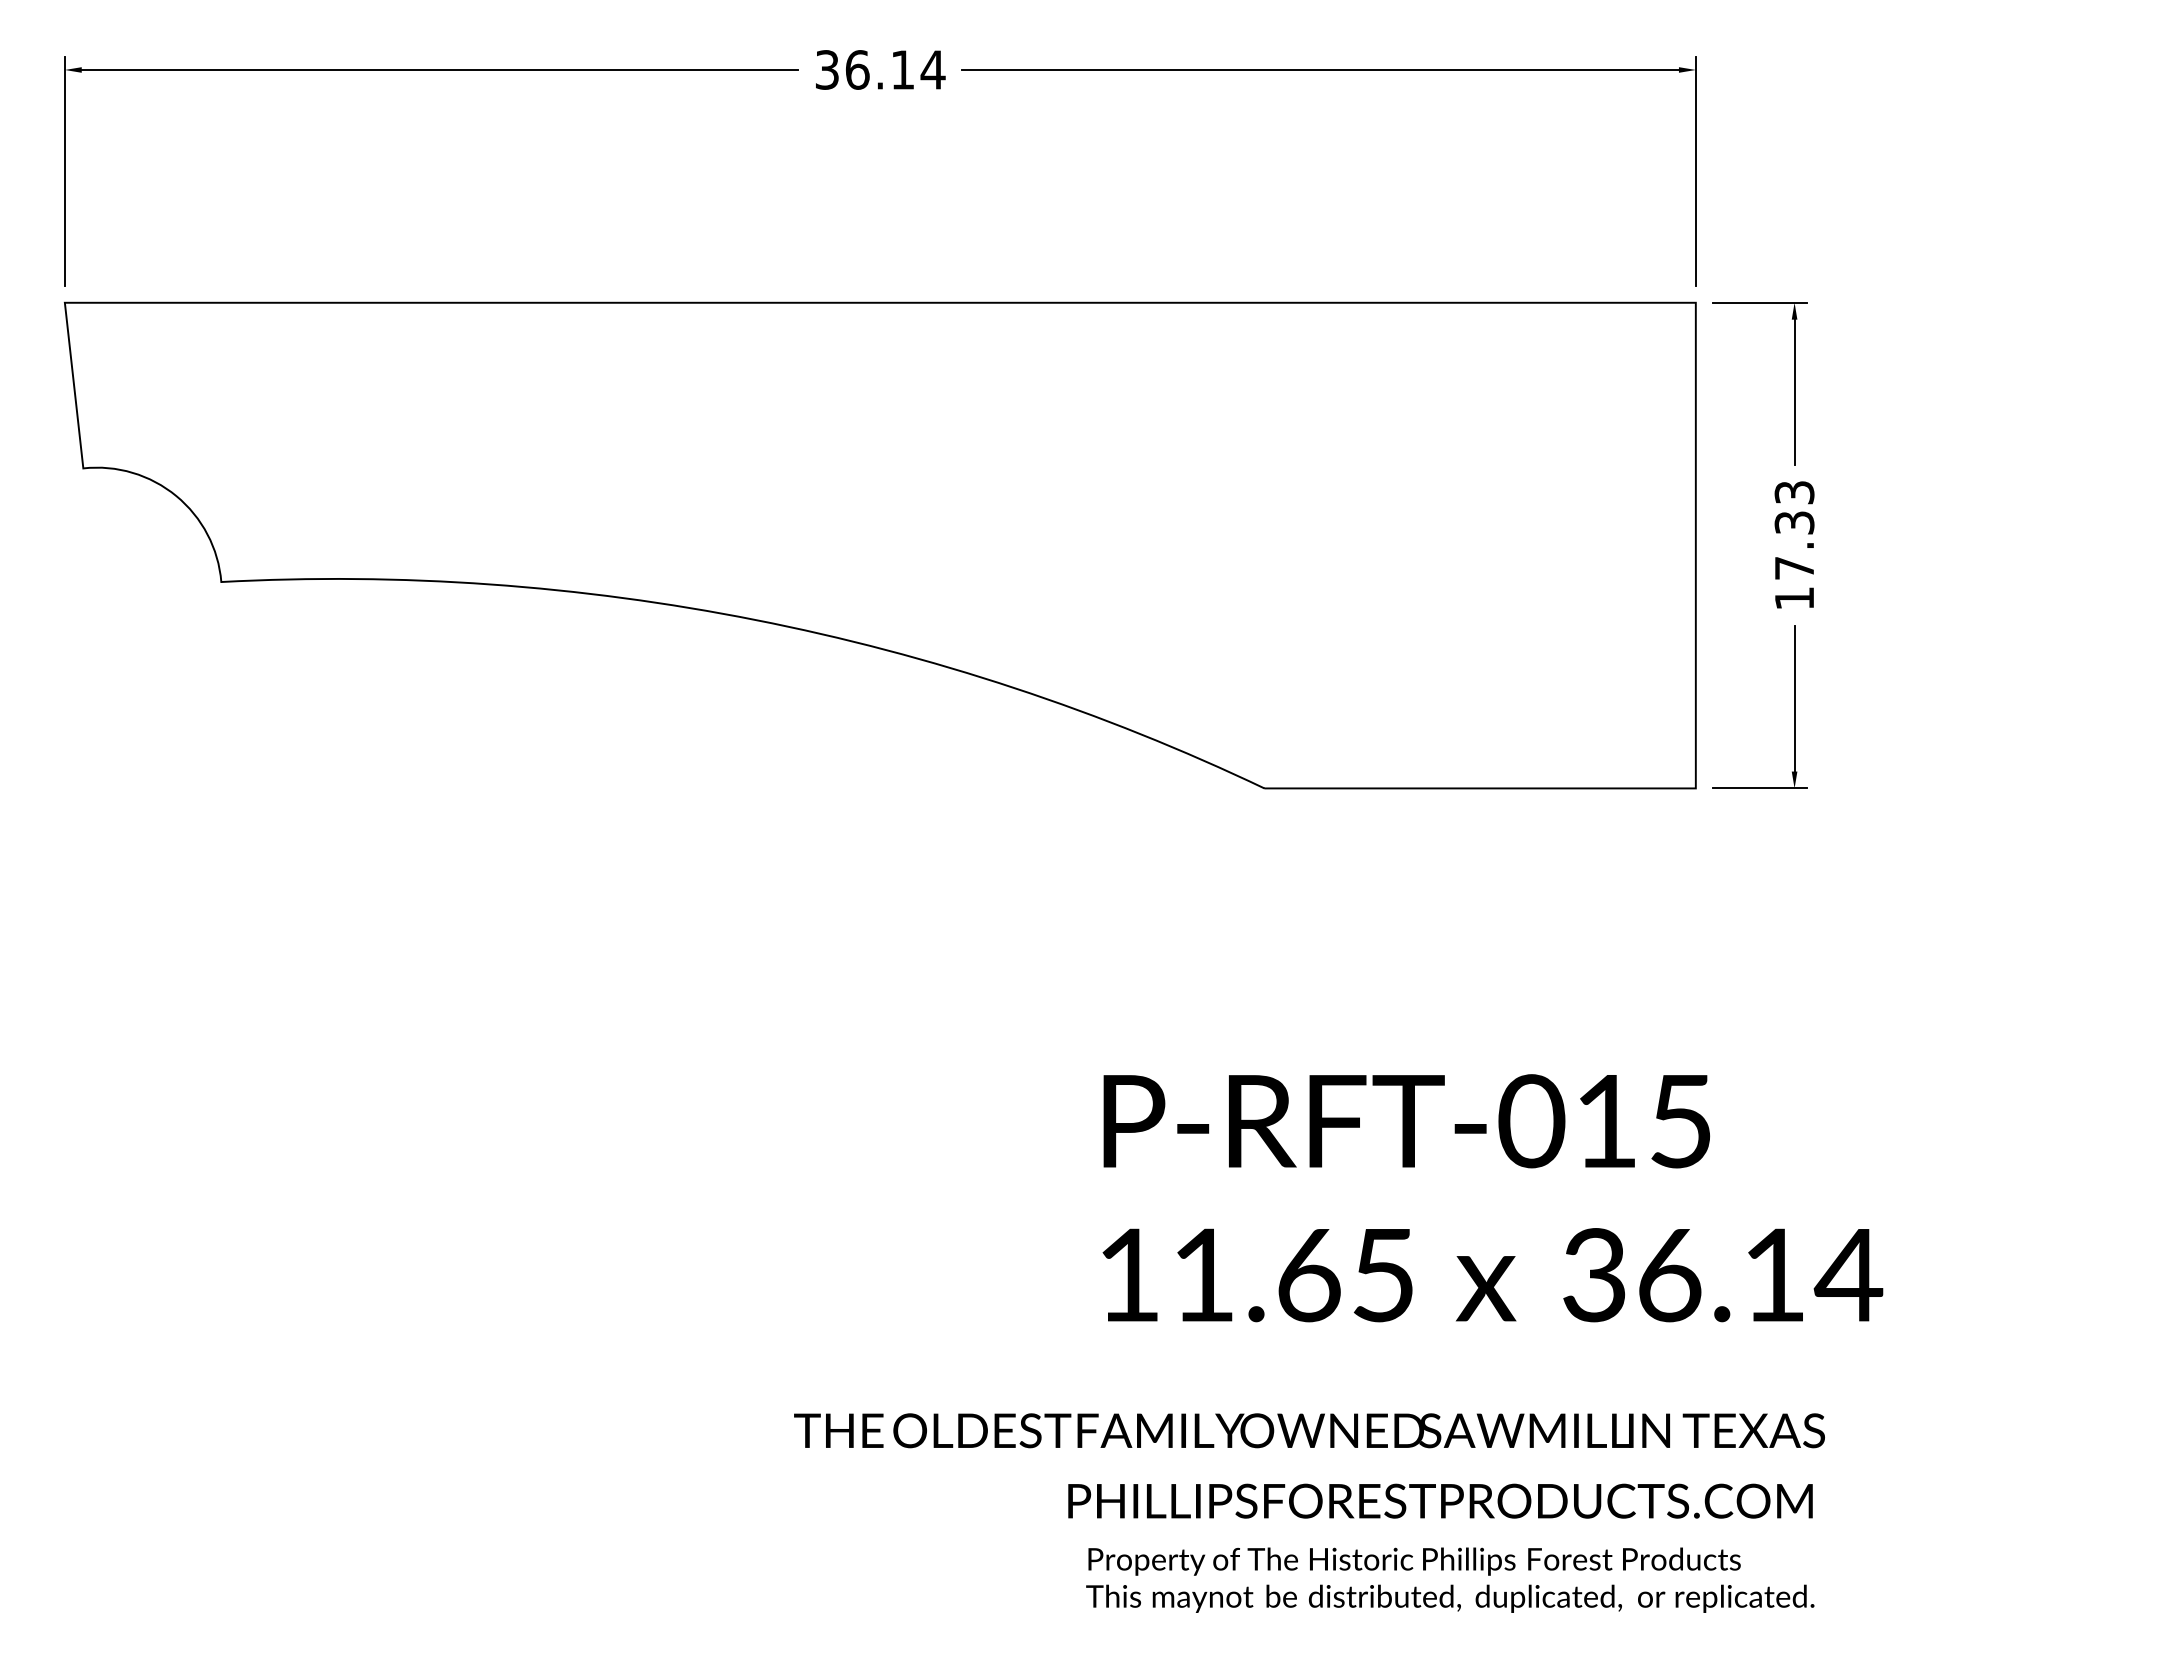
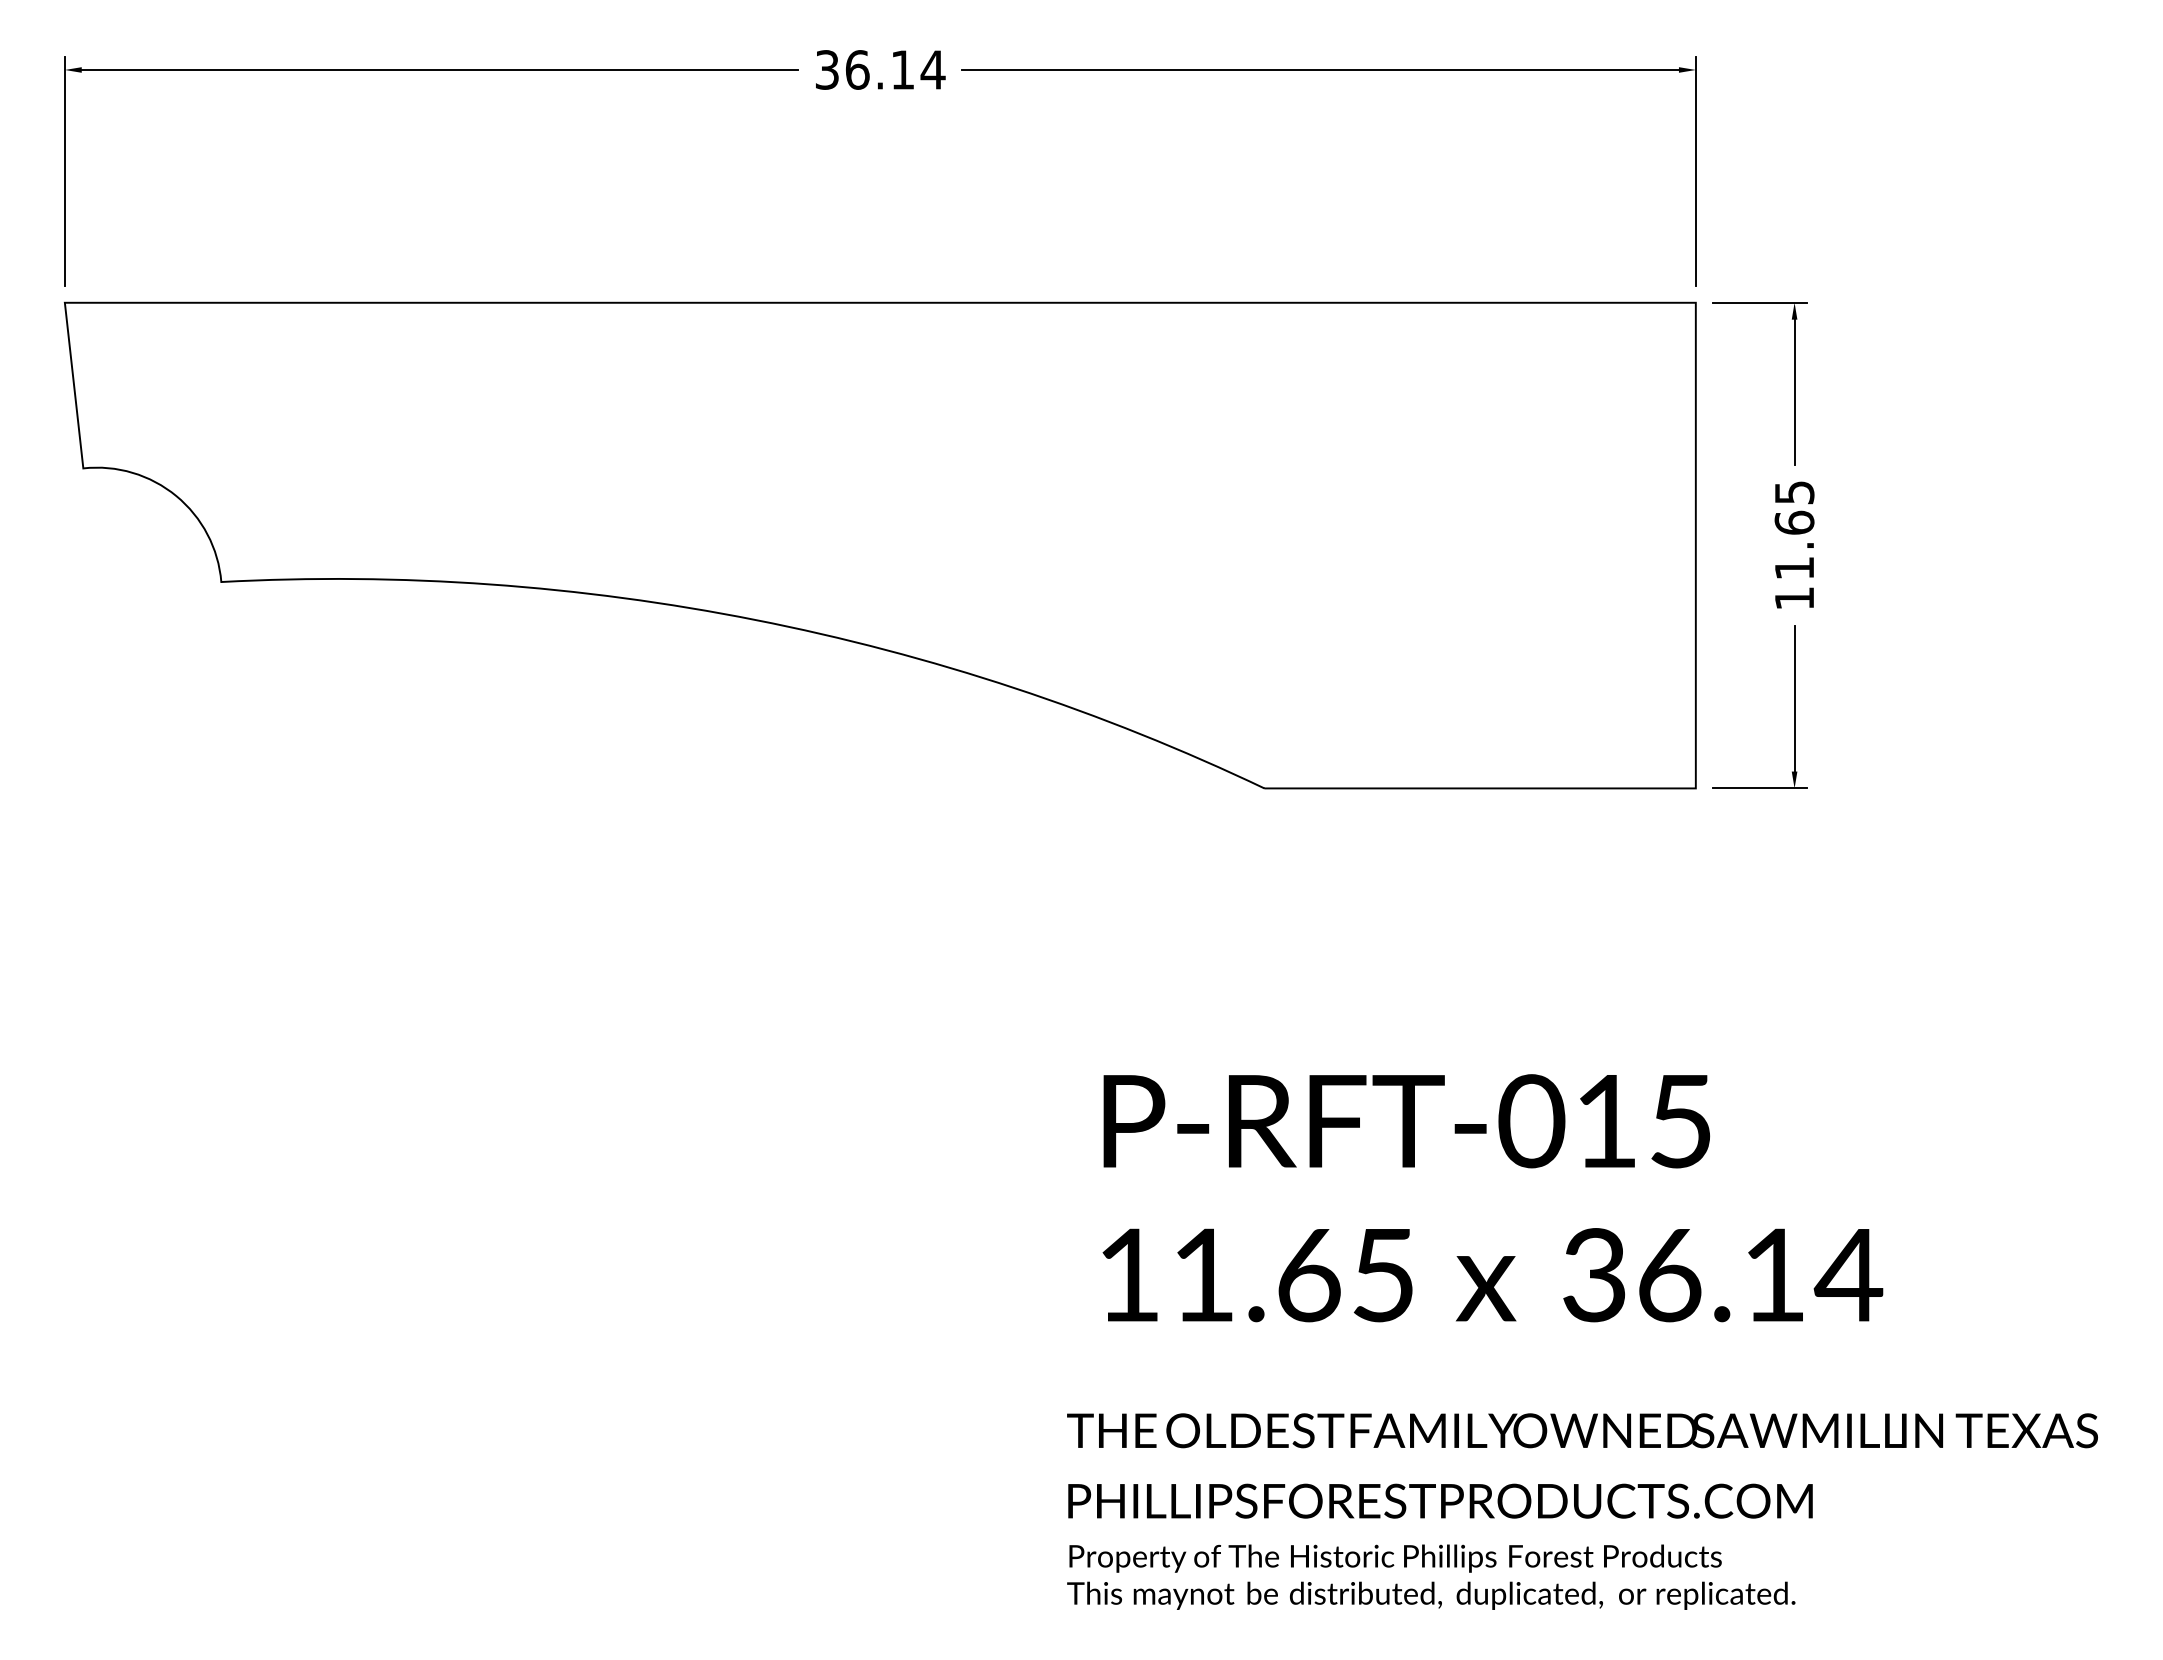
text: 17.33 -> 11.65 (1794, 530)
text position: (1309, 1430) -> (1582, 1430) (1582, 1430)
text position: (1450, 1579) -> (1431, 1576) (1431, 1576)
